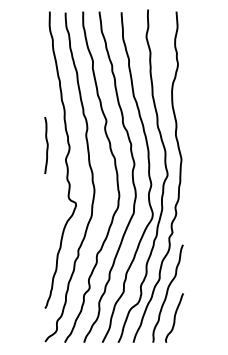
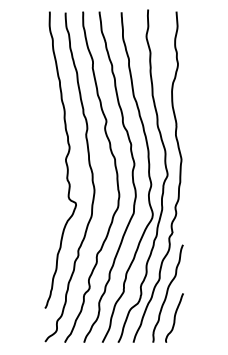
curve: present -> none (46, 145)
